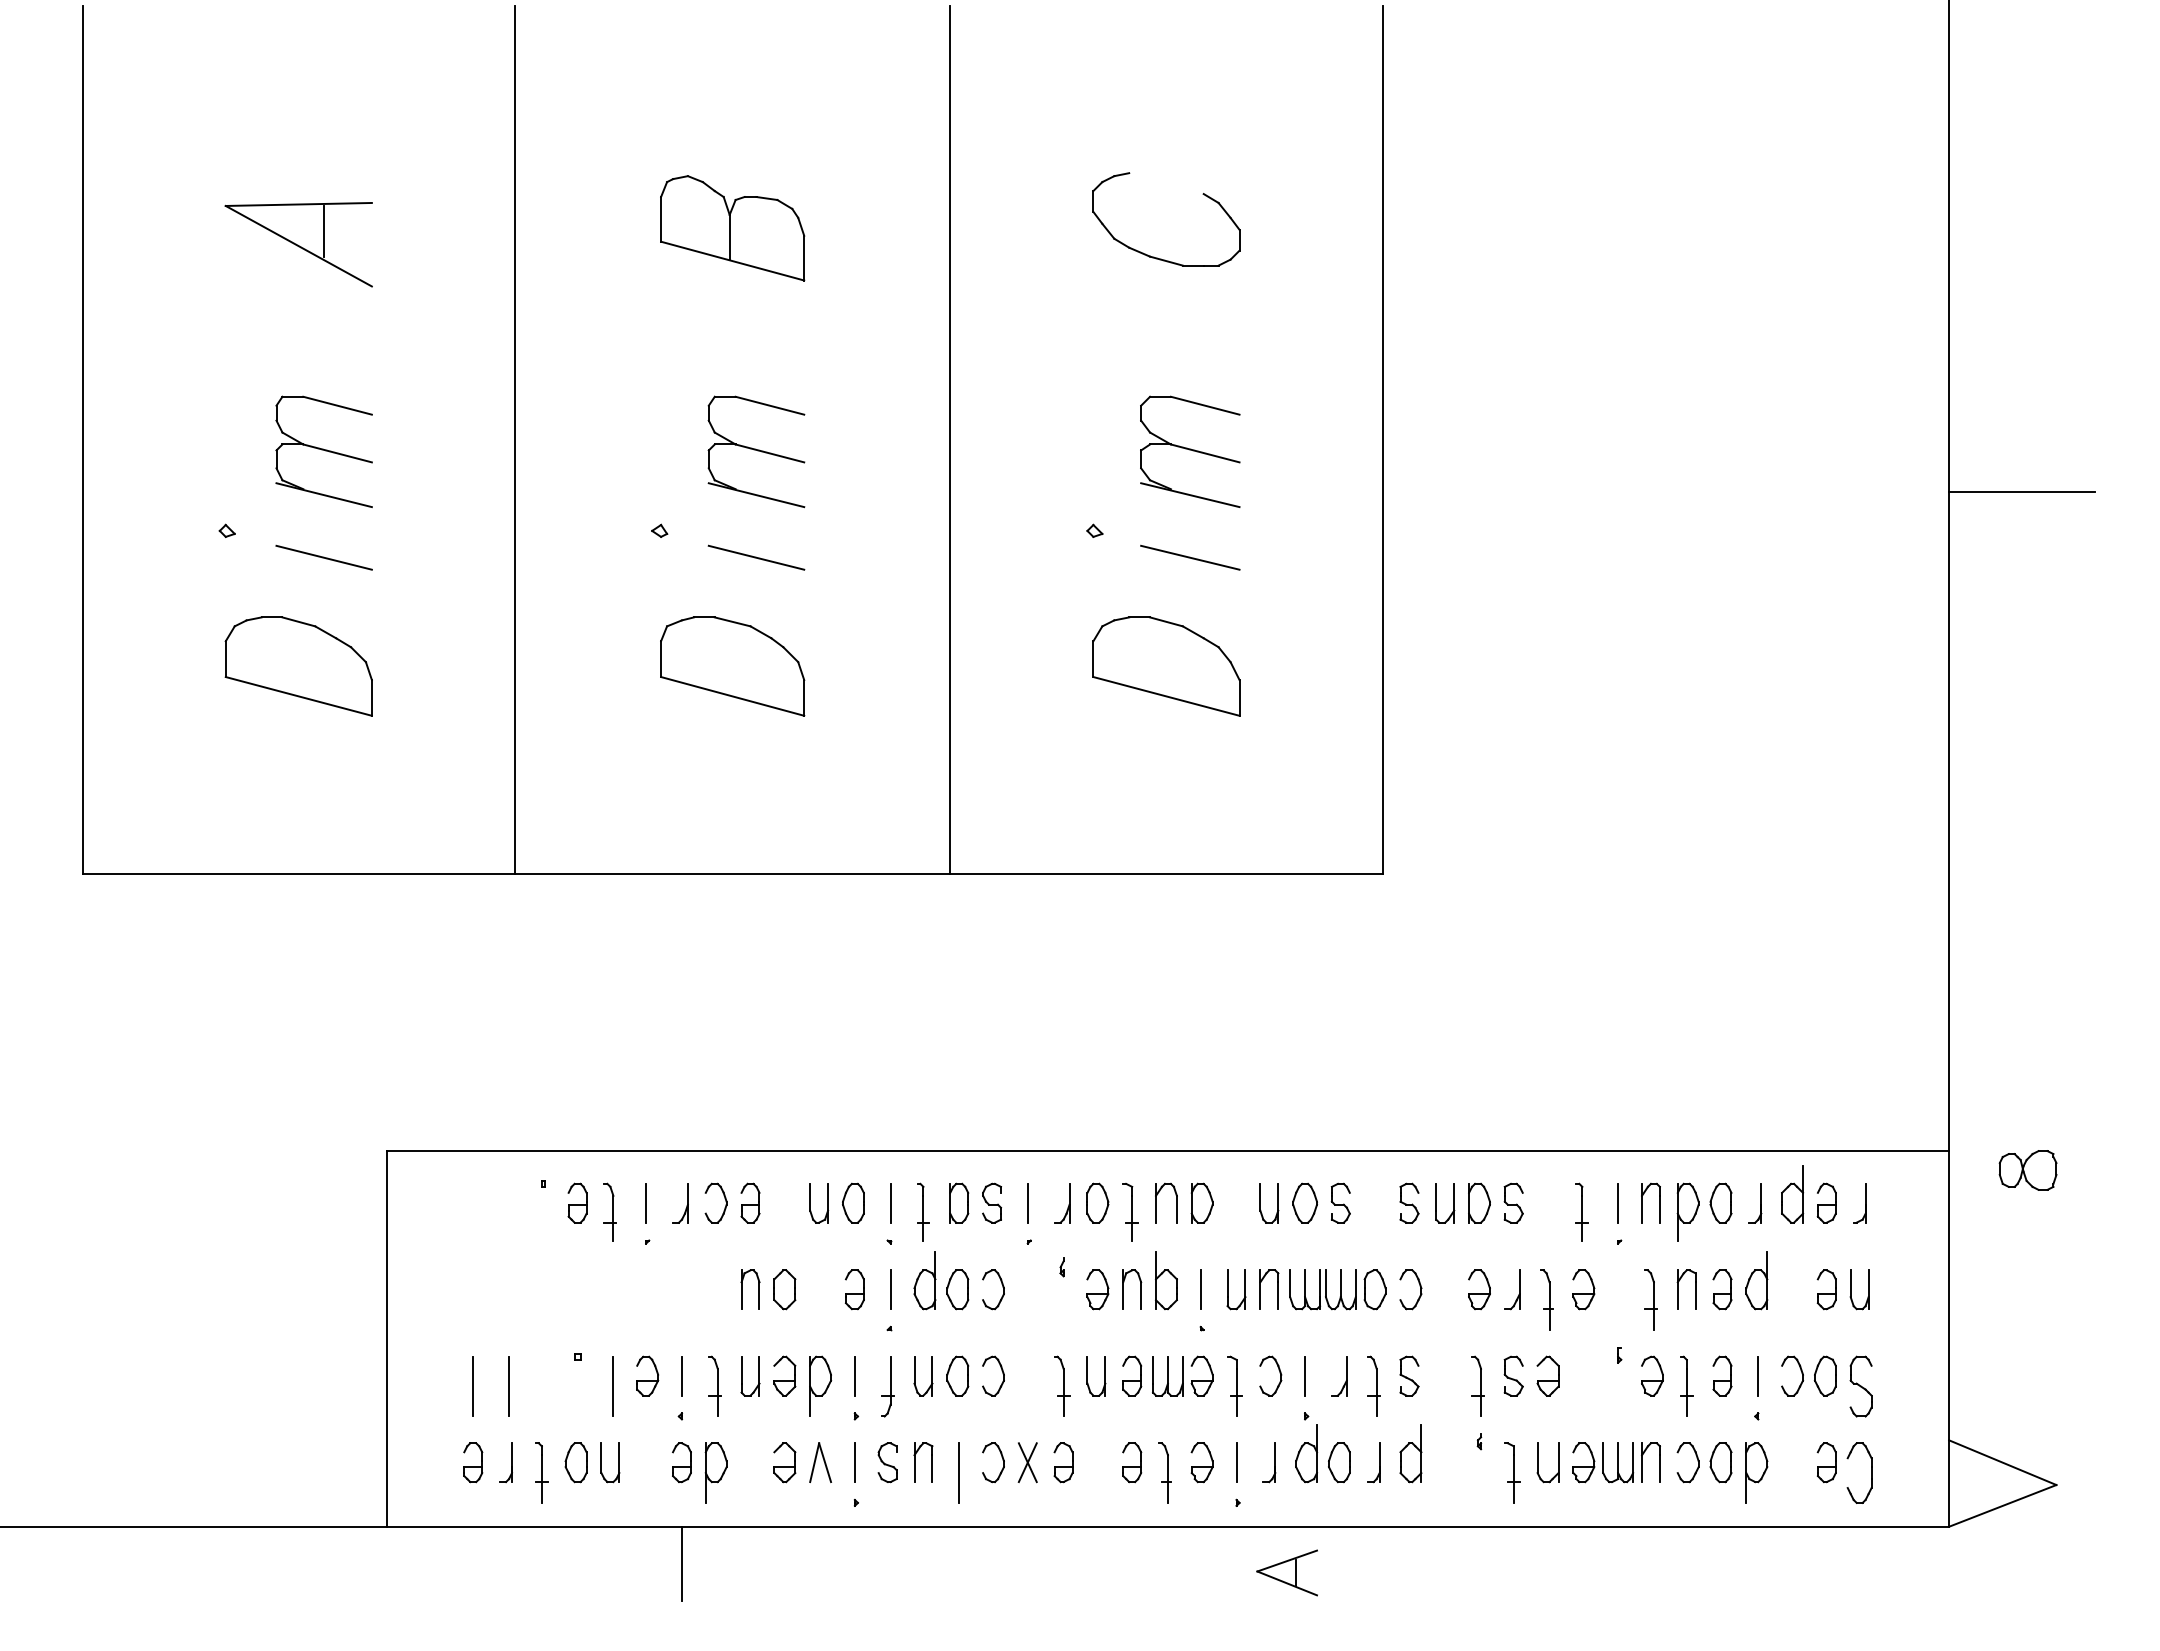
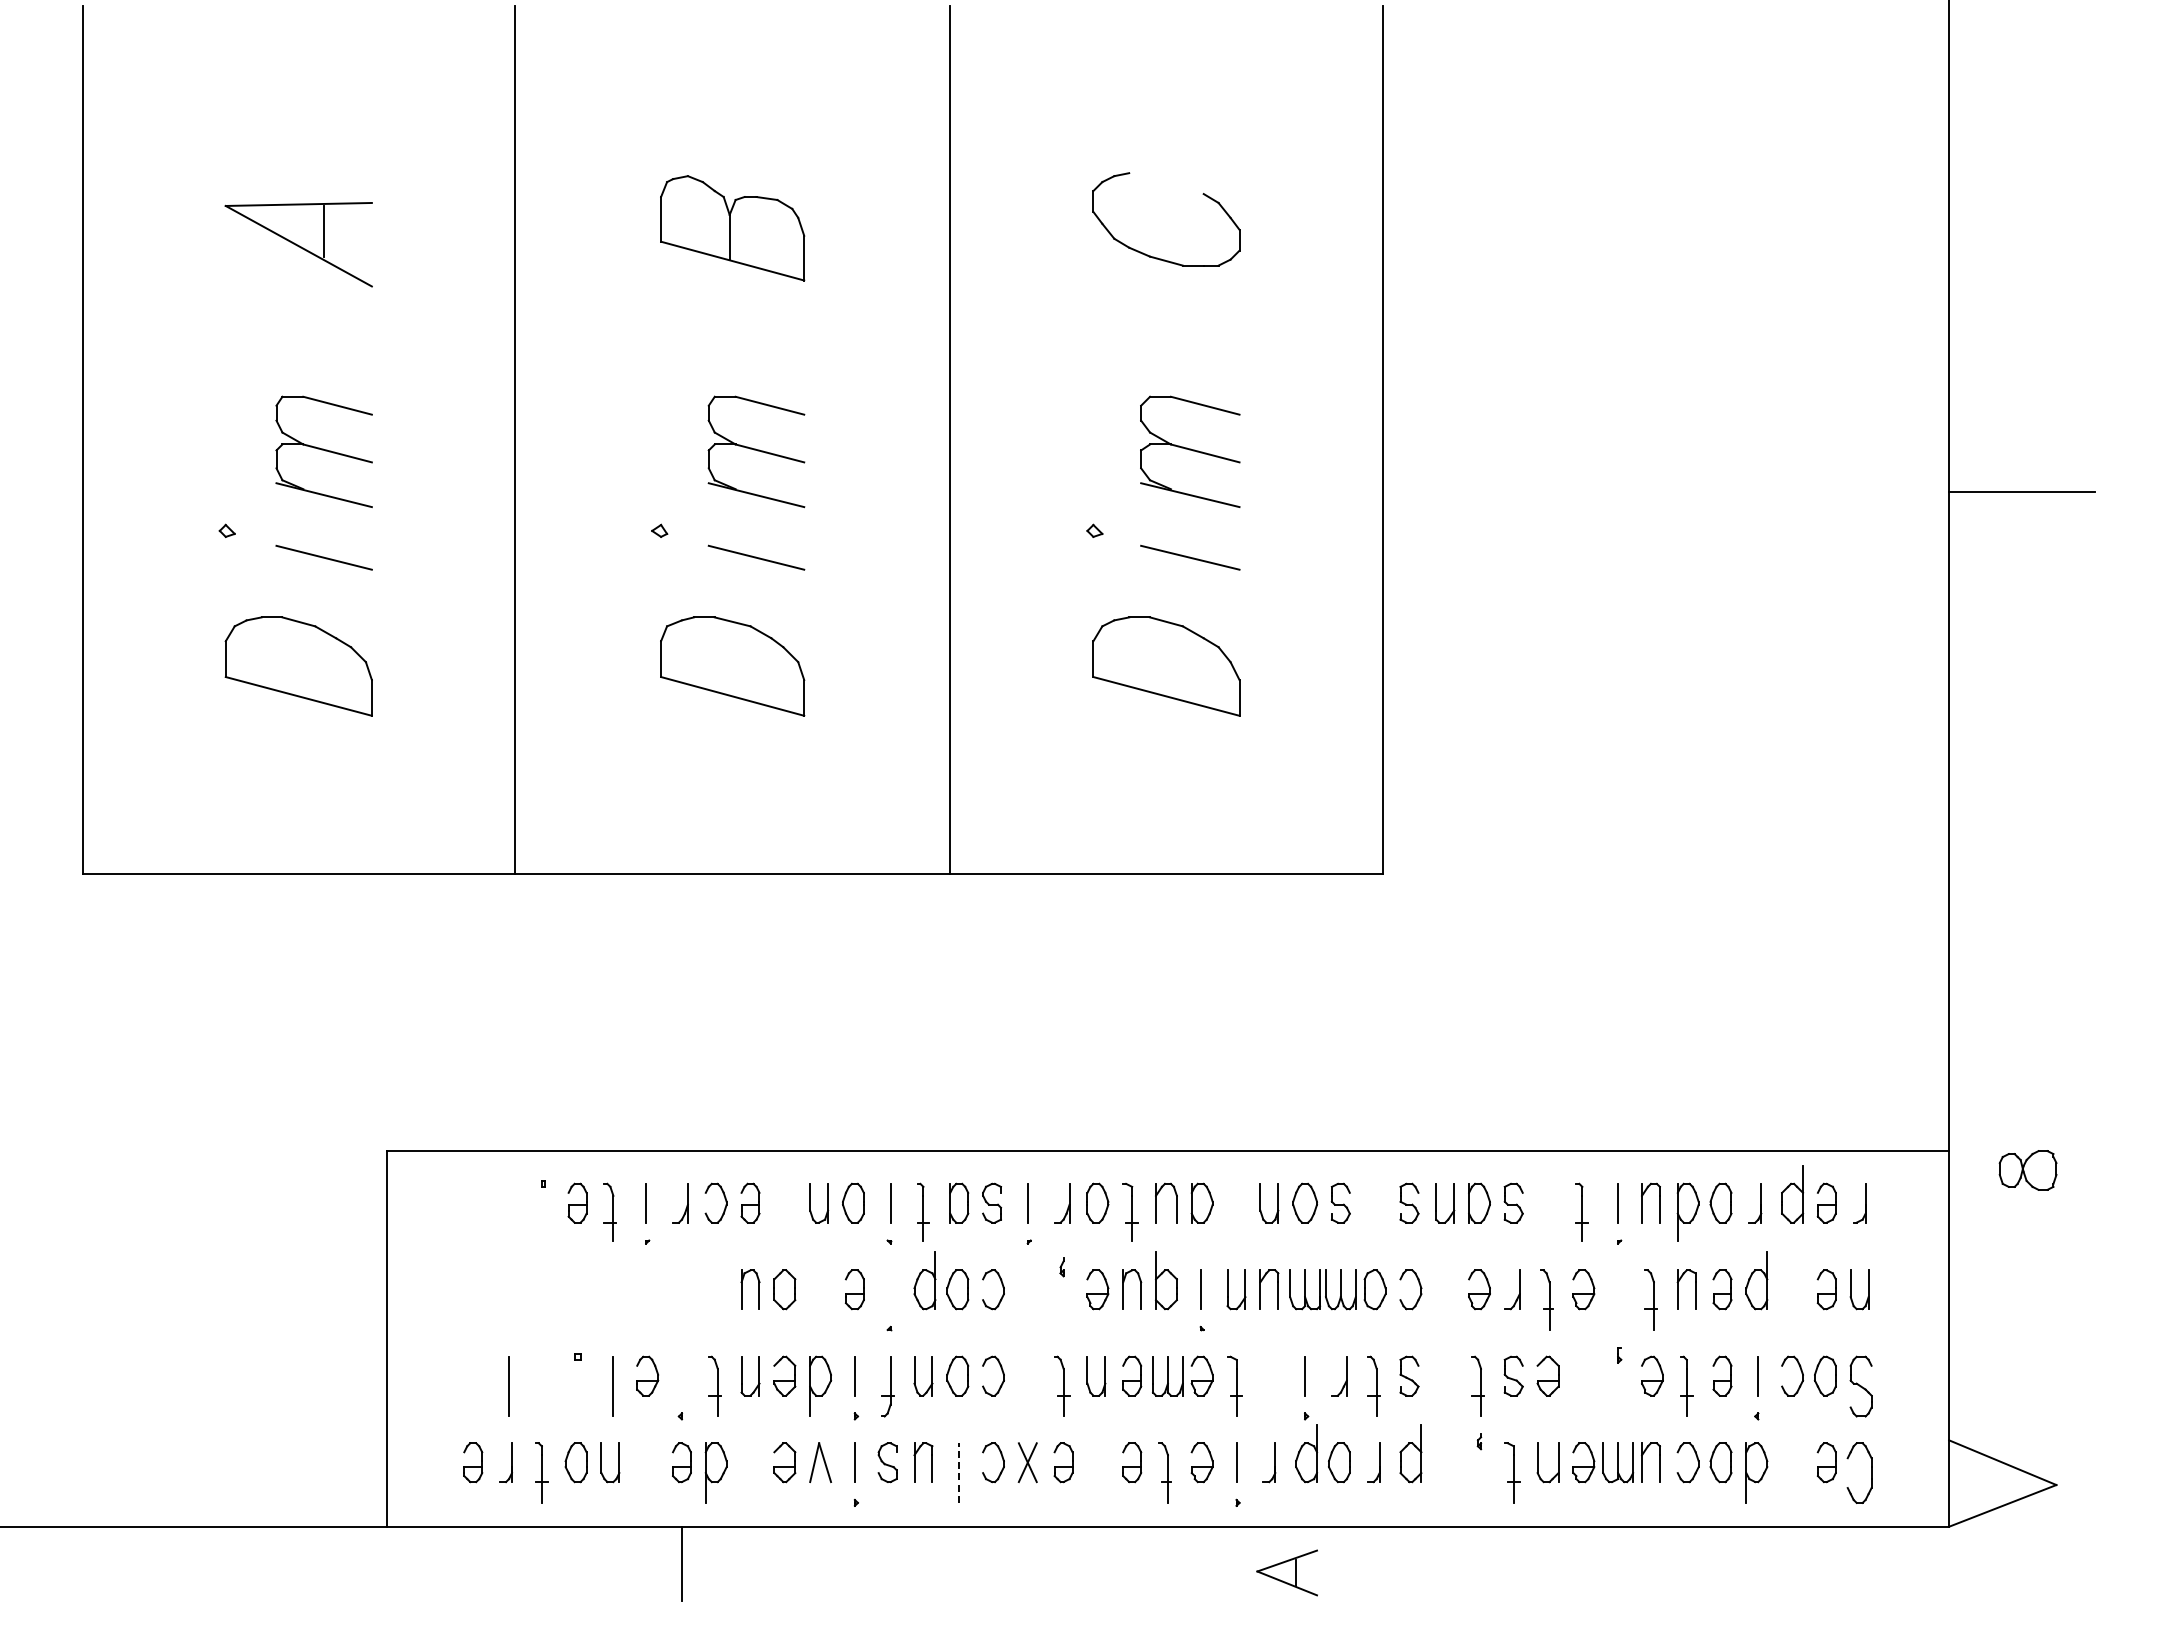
line: present -> none (890, 1289)
part: present -> none (1279, 1373)
line: present -> none (681, 1375)
line: present -> none (473, 1386)
line: solid -> dashed (959, 1473)
